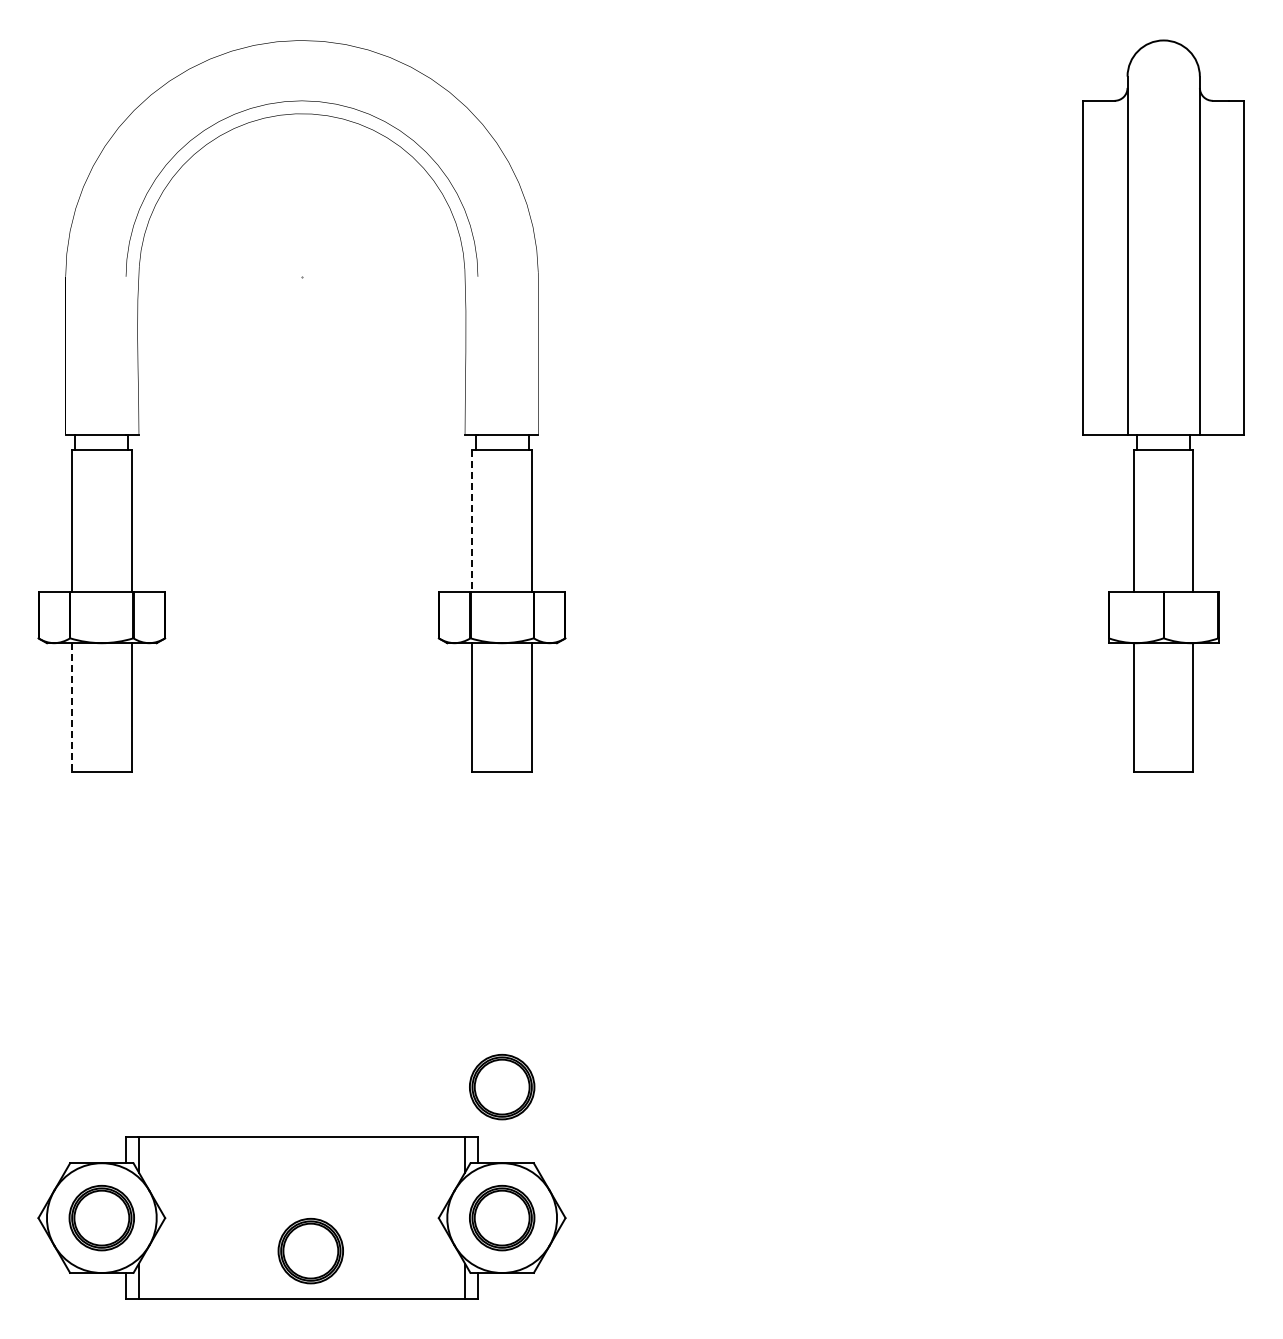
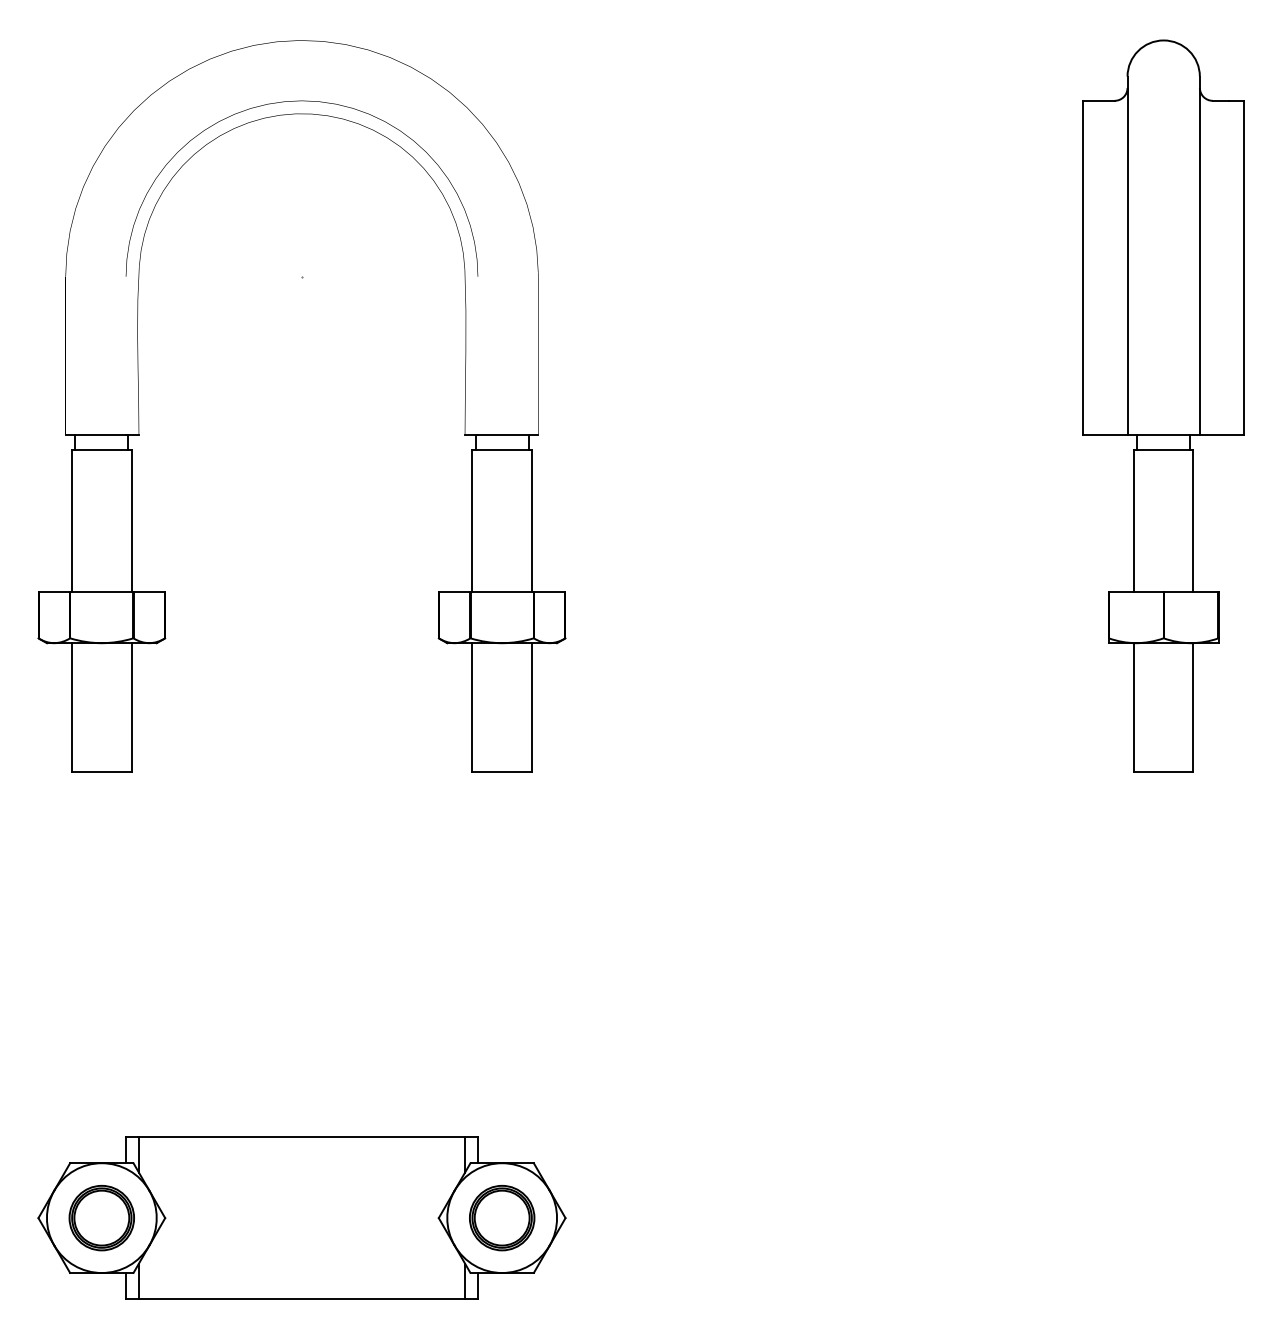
line: dashed -> solid (472, 521)
line: dashed -> solid (72, 707)
part: present -> none (502, 1087)
part: present -> none (310, 1251)
